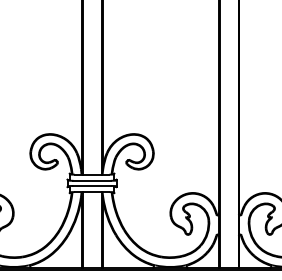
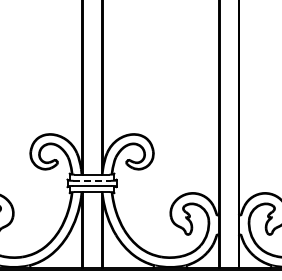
line: solid -> dashed (92, 180)
